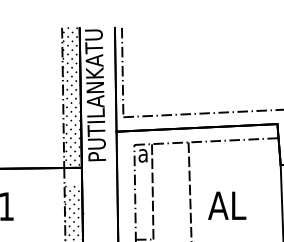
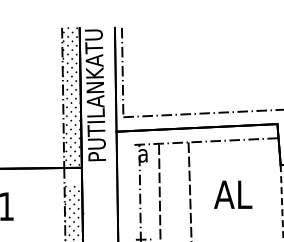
line position: (134, 191) -> (139, 191) (139, 191)
line position: (152, 191) -> (159, 191) (159, 191)
line: solid -> dashed (282, 203)
text position: (227, 205) -> (233, 194) (233, 194)
